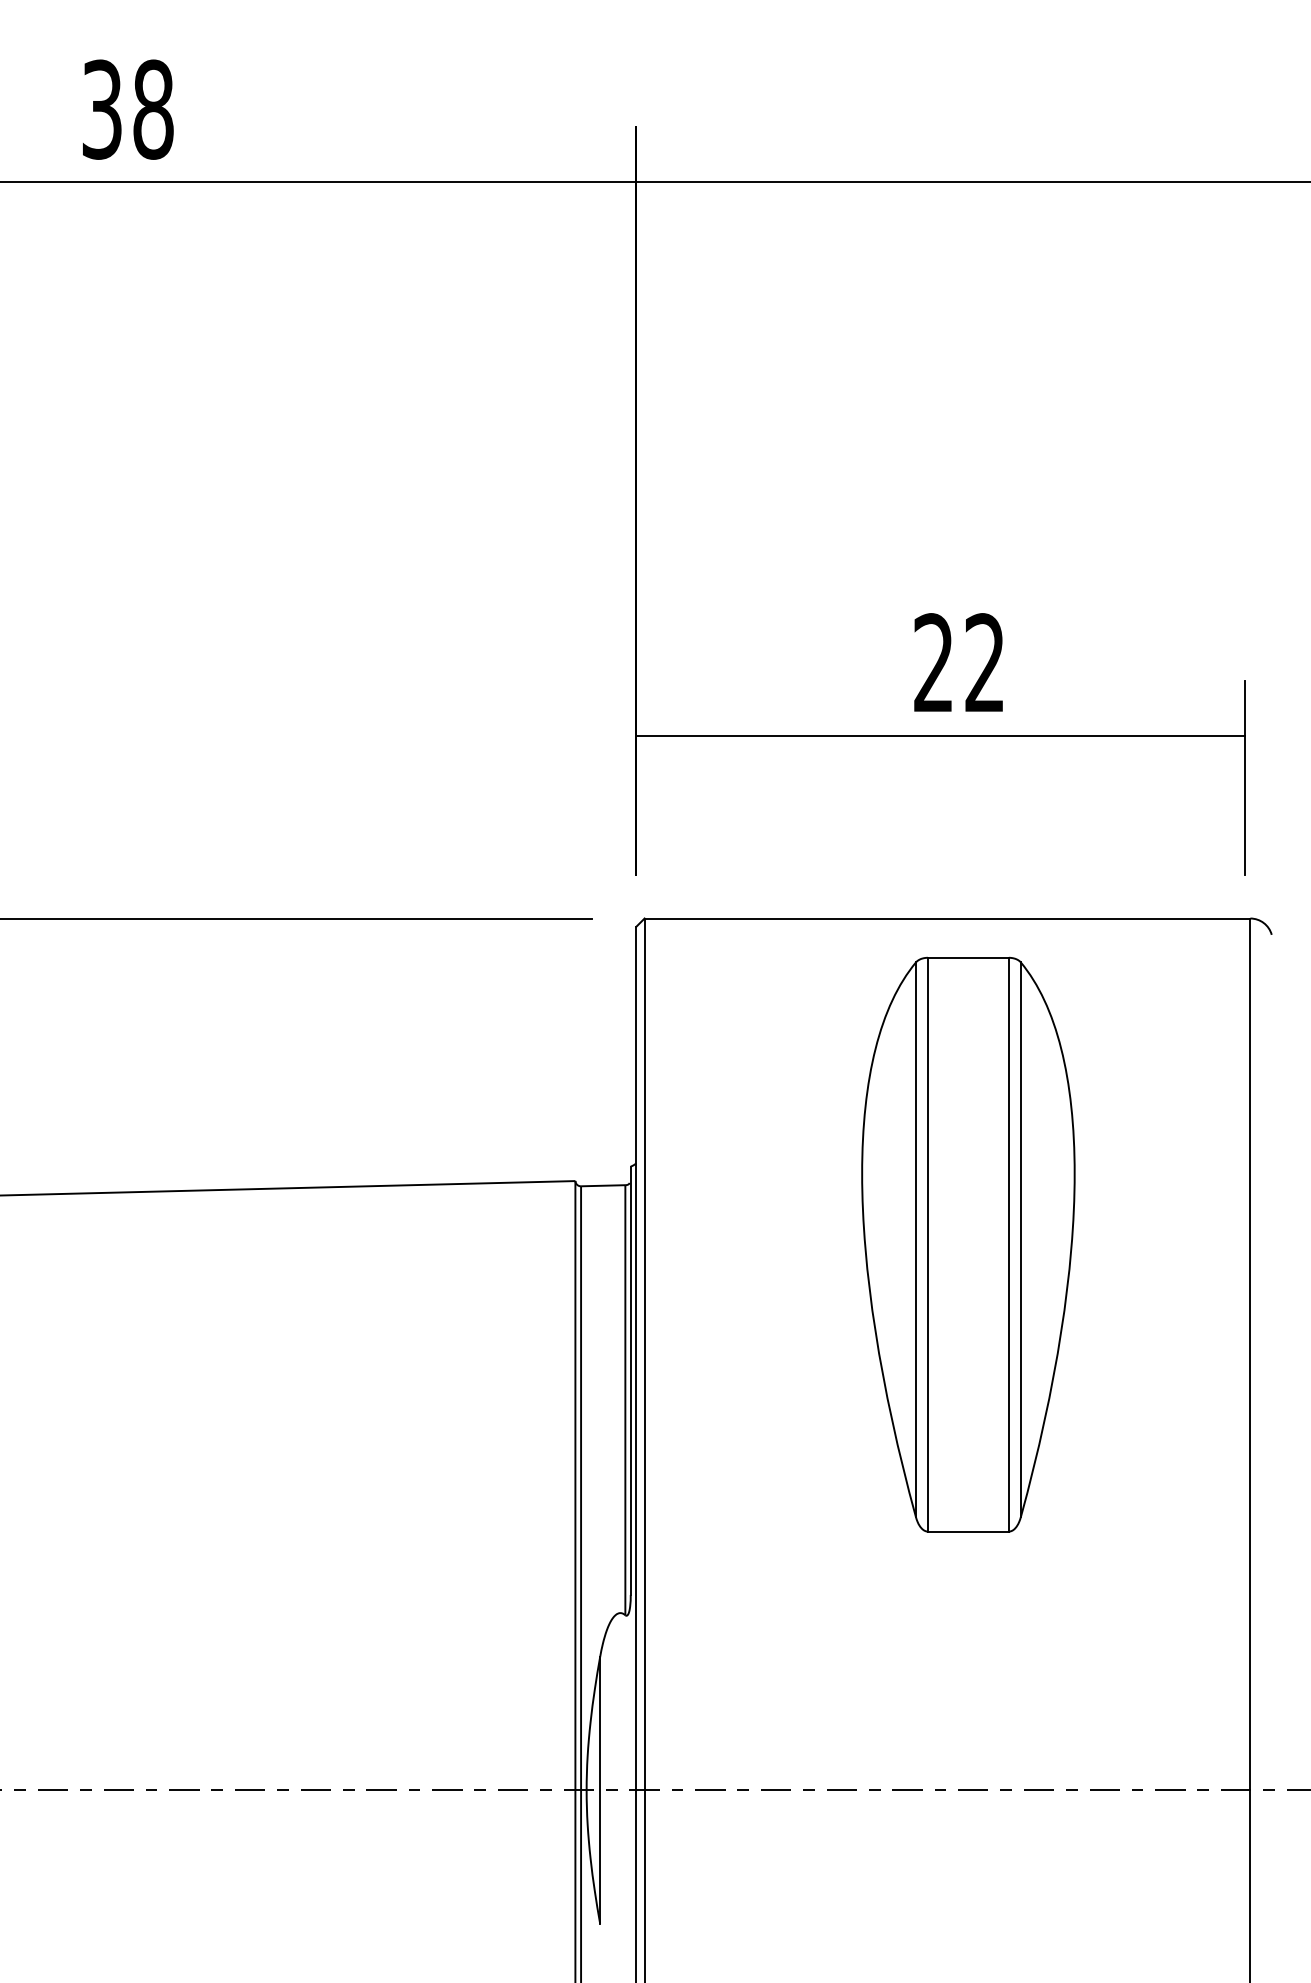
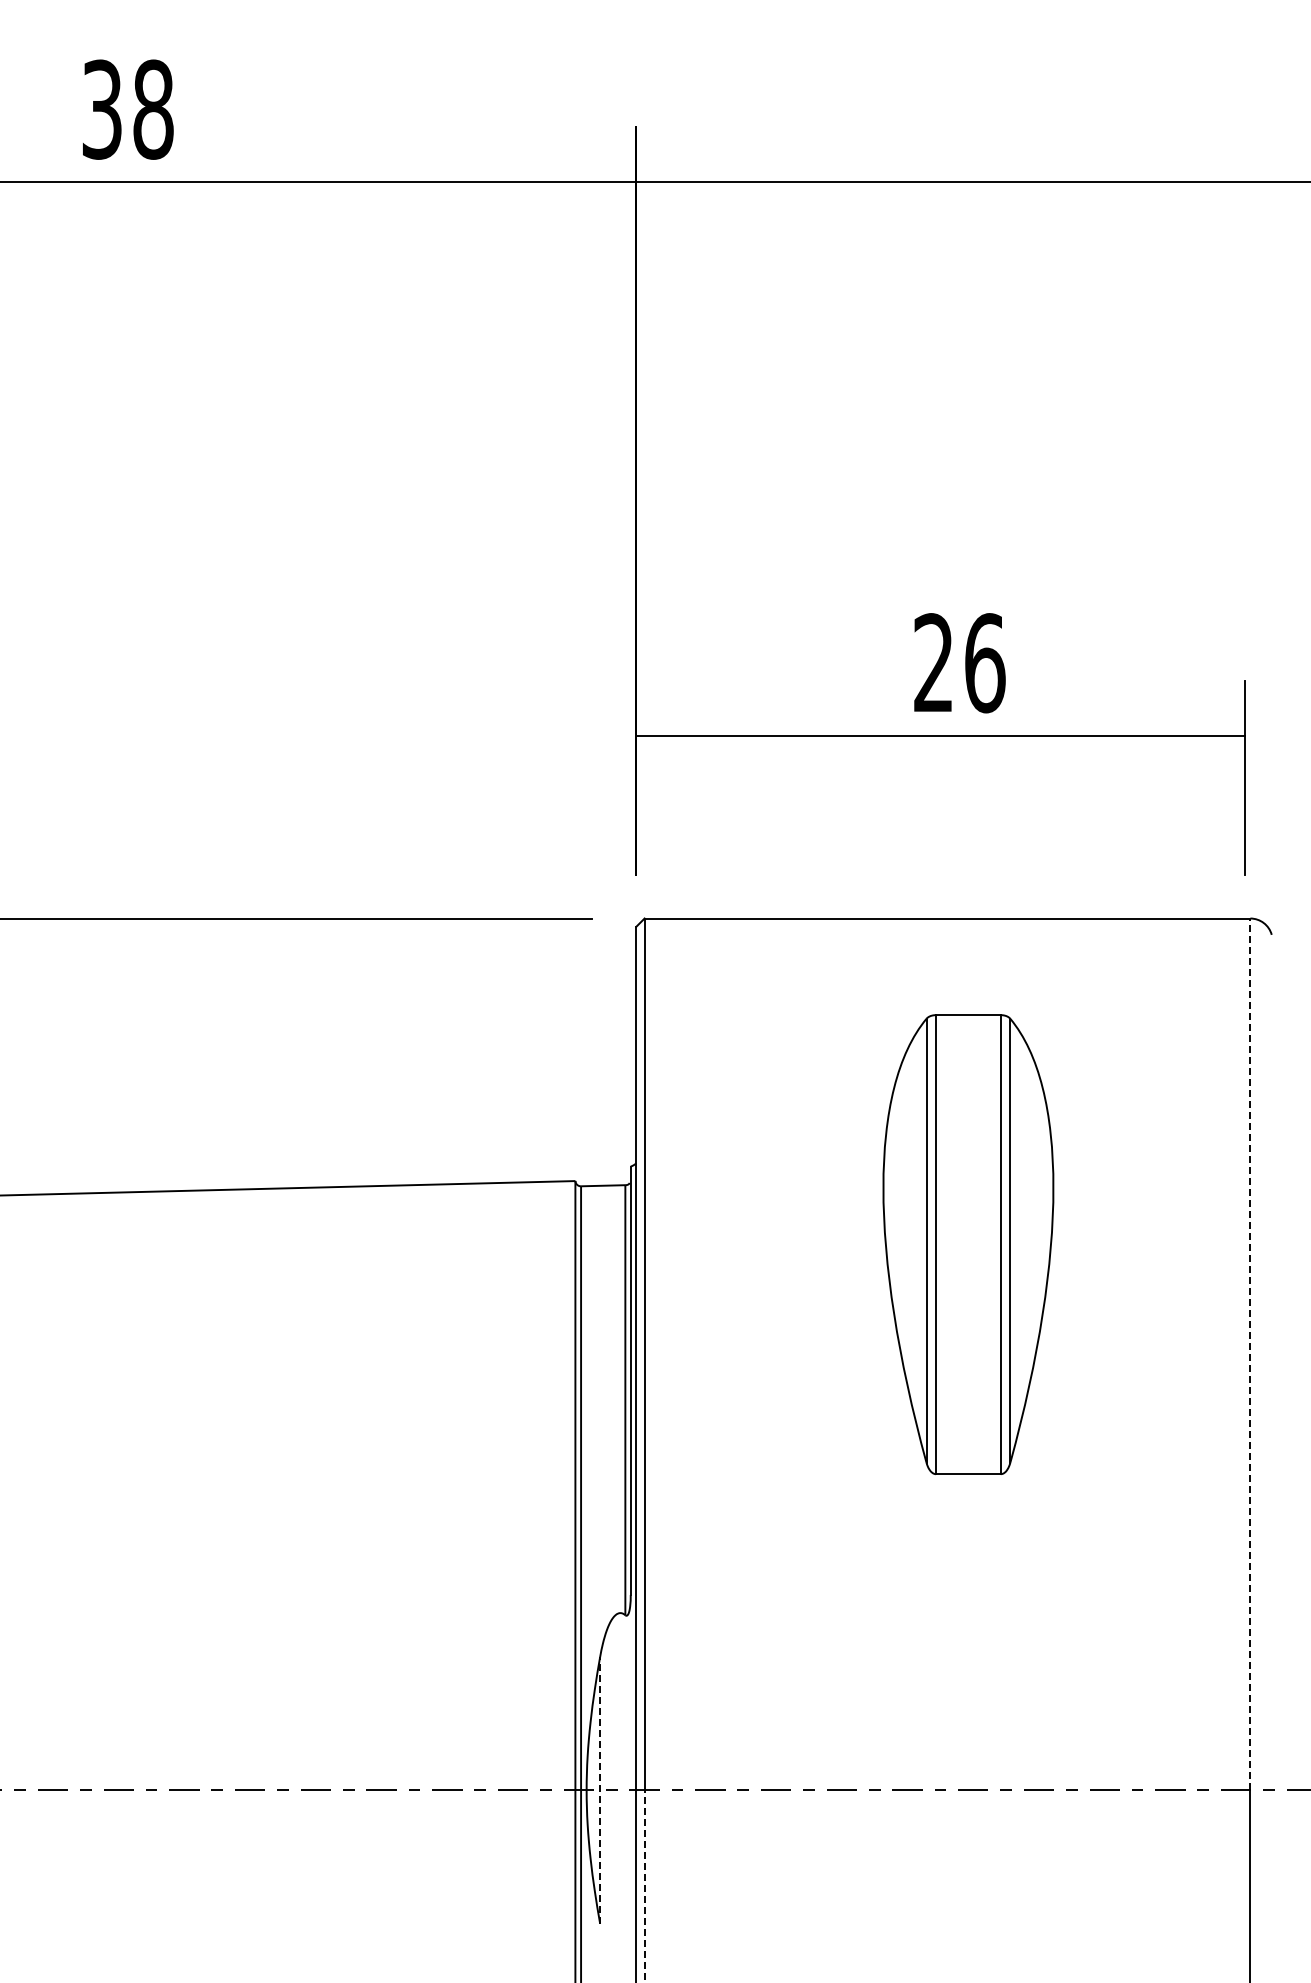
text: 22 -> 26 (985, 663)
part size: 215x577 px -> 173x461 px (968, 1244)
line: solid -> dashed (1250, 1354)
line: solid -> dashed (600, 1789)
line: solid -> dashed (644, 1886)
